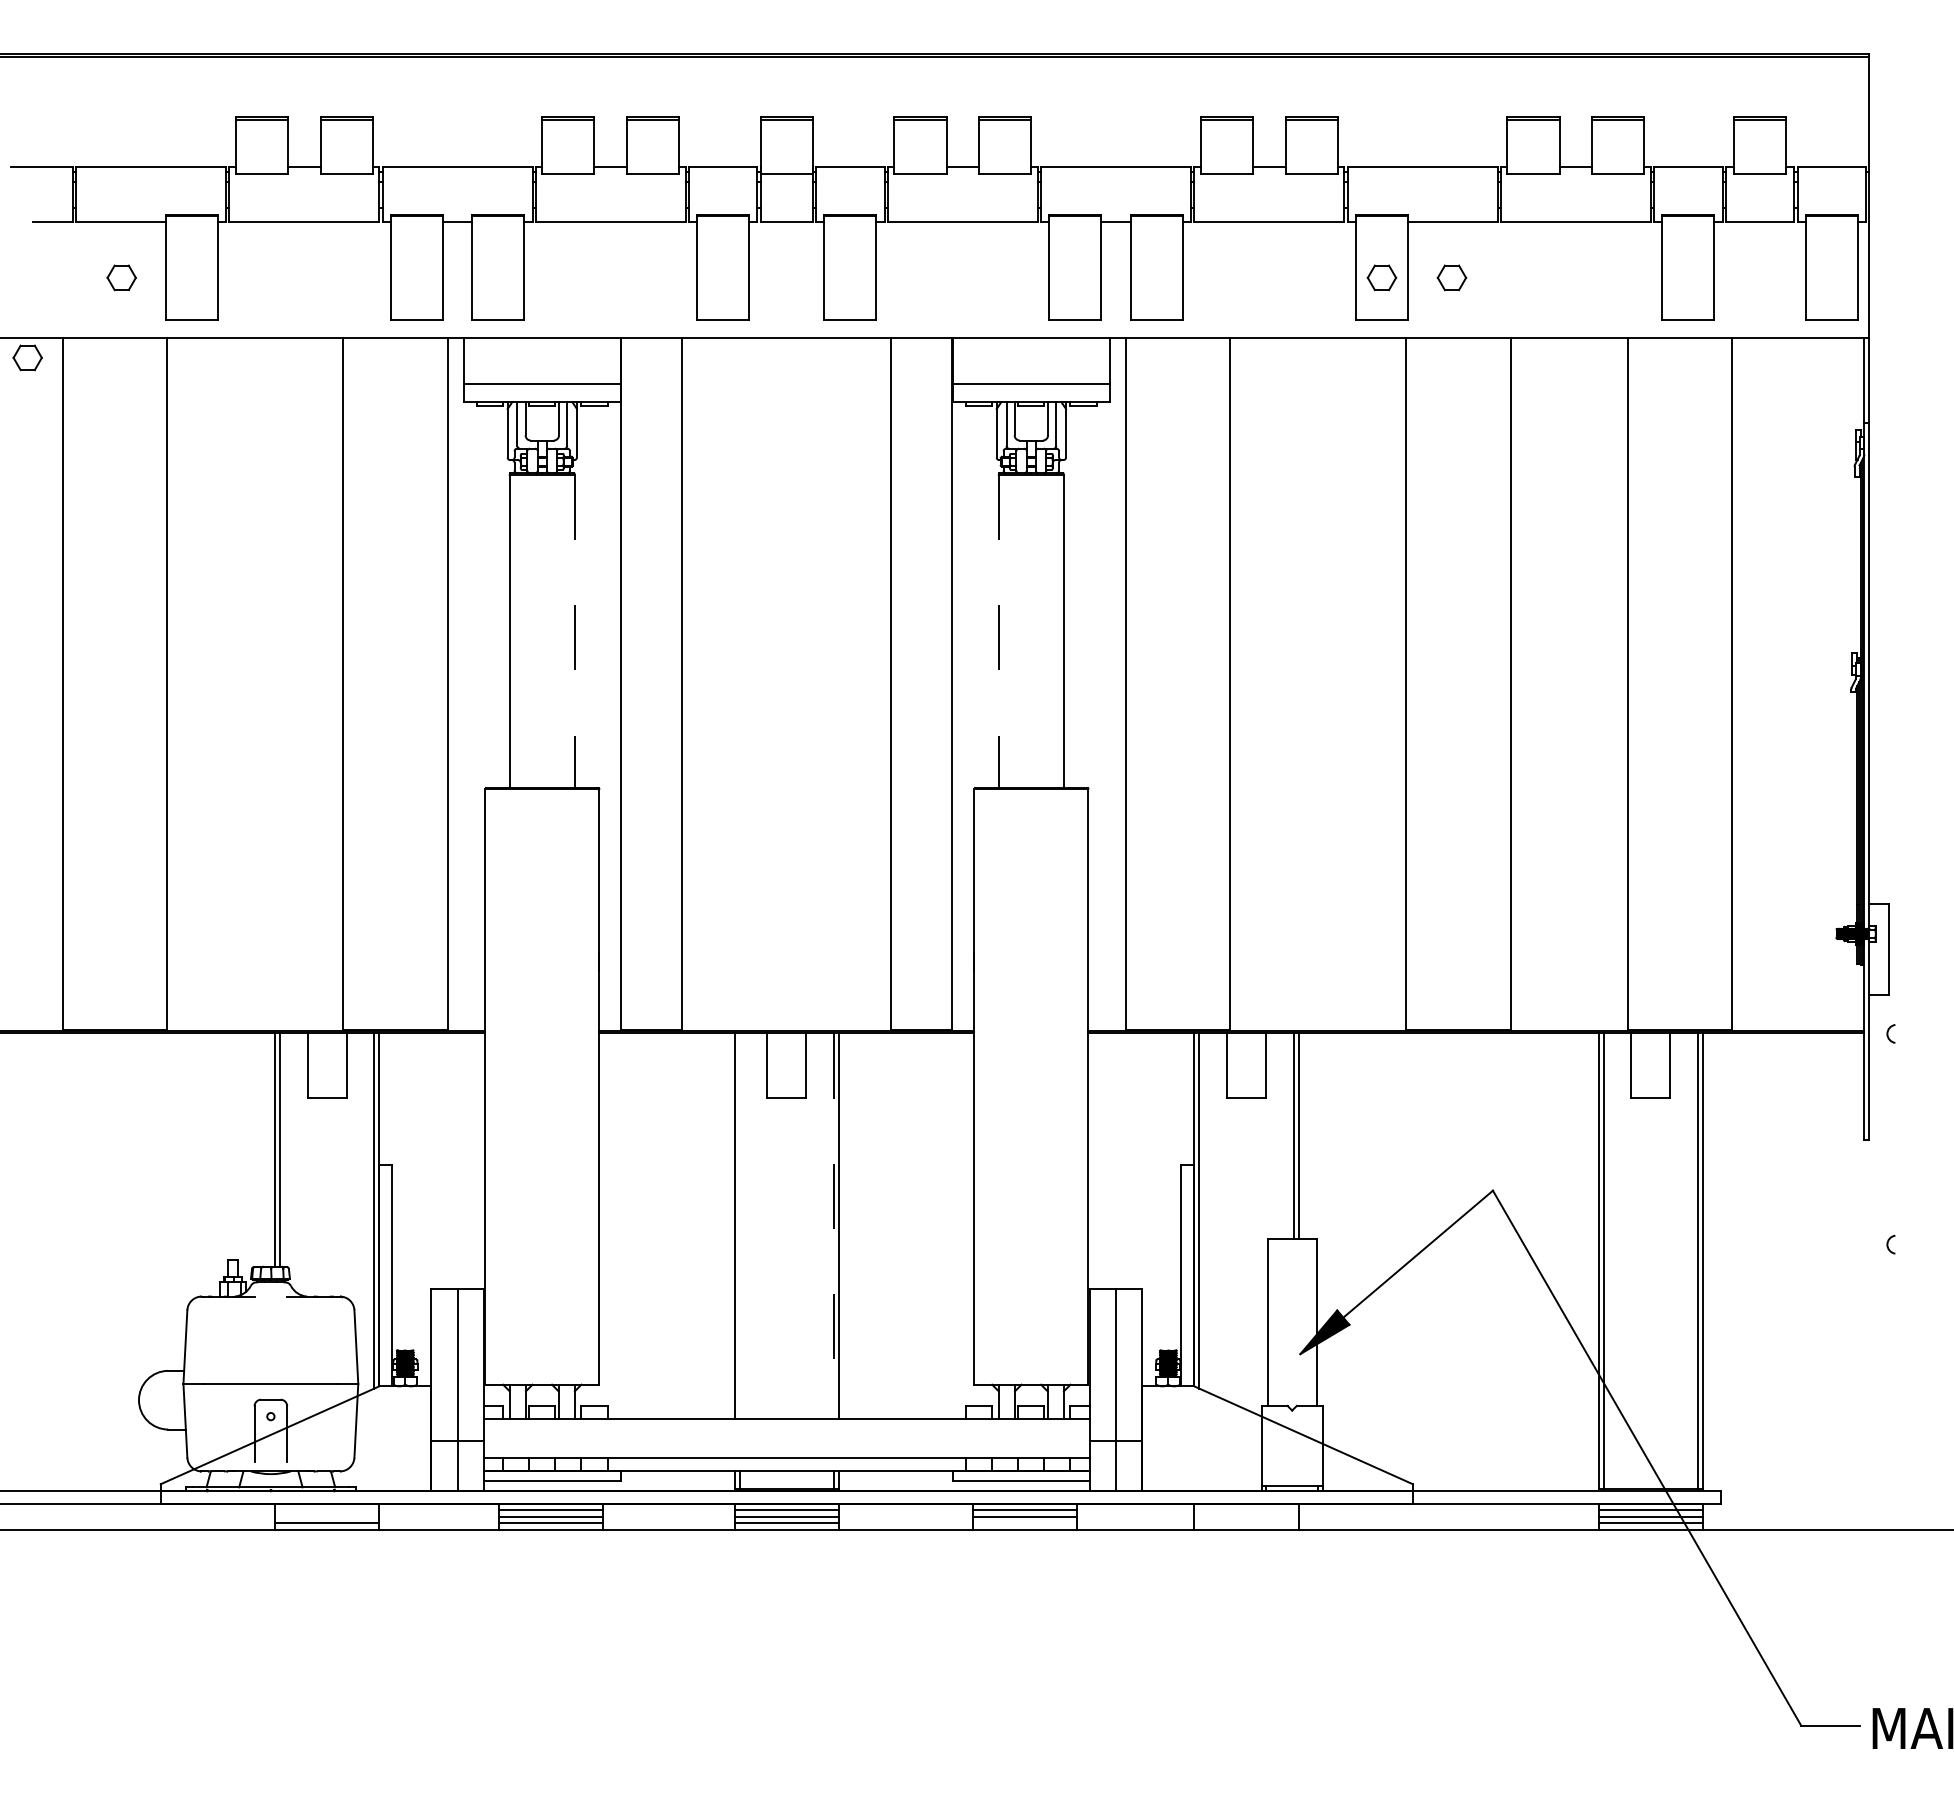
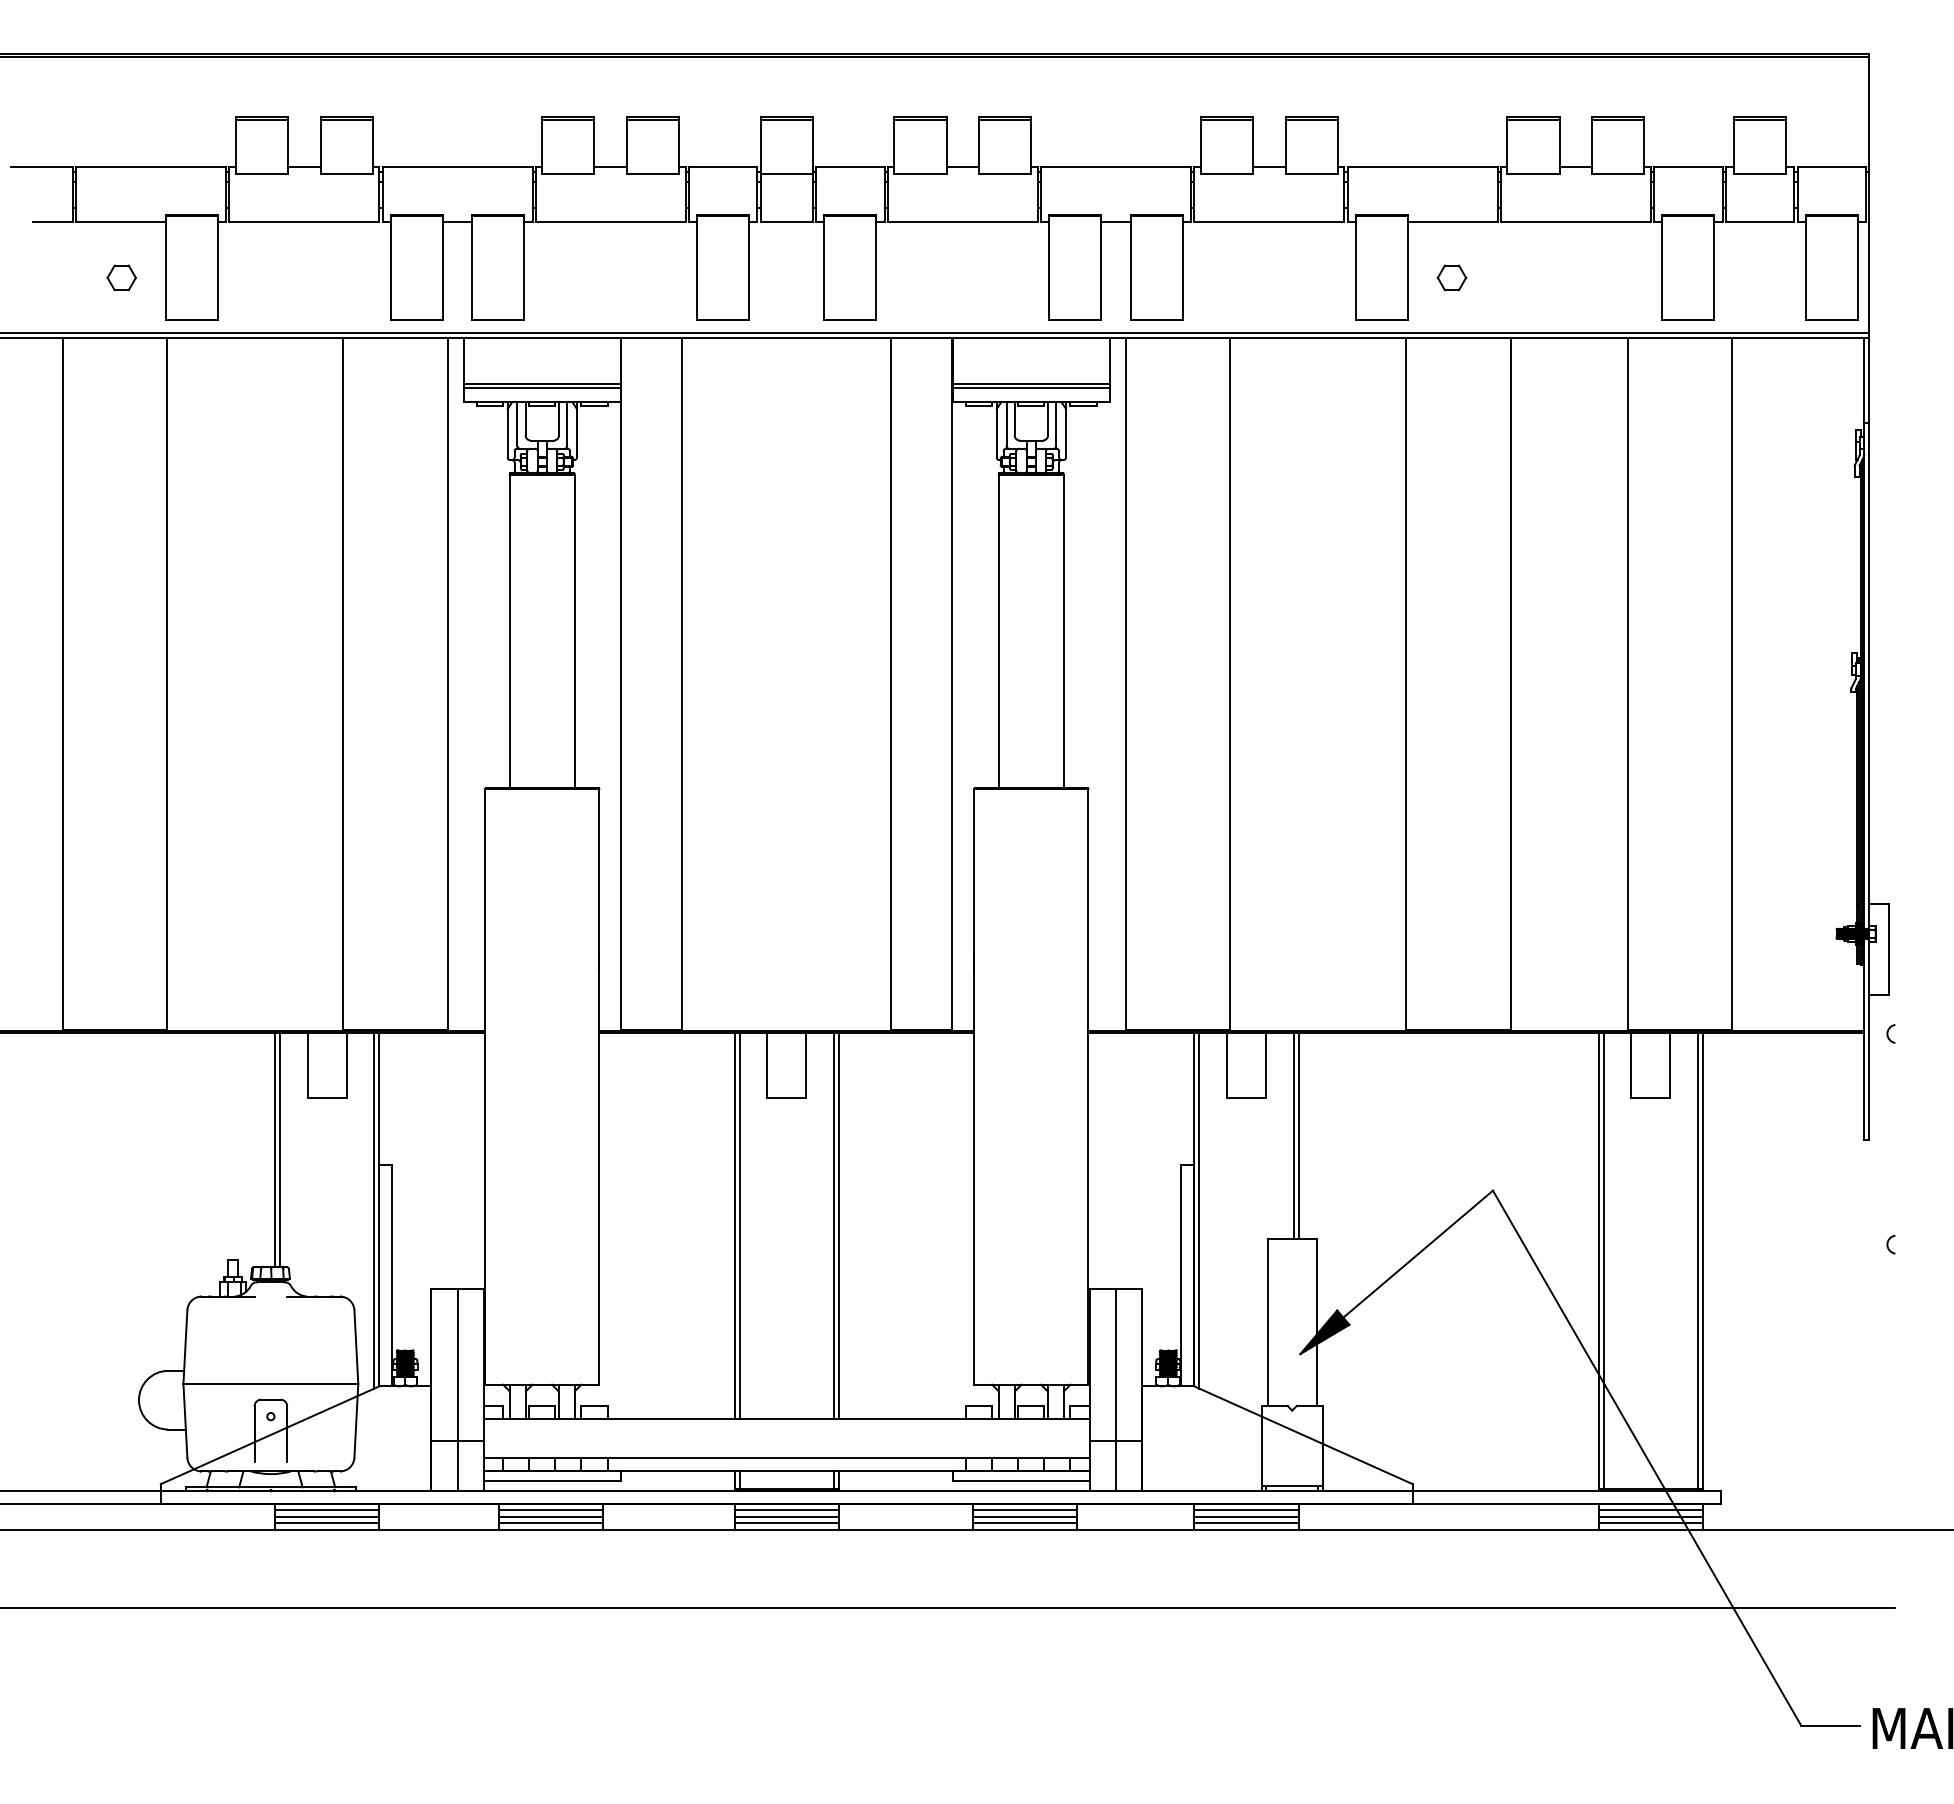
part: present -> none (1381, 277)
line: none -> present (935, 333)
part: present -> none (27, 357)
line: none -> present (542, 387)
line: none -> present (1031, 387)
line: dashed -> solid (574, 631)
line: dashed -> solid (998, 631)
line: none -> present (739, 1225)
line: dashed -> solid (833, 1226)
line: none -> present (326, 1510)
line: none -> present (1246, 1510)
line: none -> present (326, 1516)
line: none -> present (1246, 1516)
line: none -> present (1024, 1523)
line: none -> present (1246, 1523)
line: none -> present (948, 1608)
